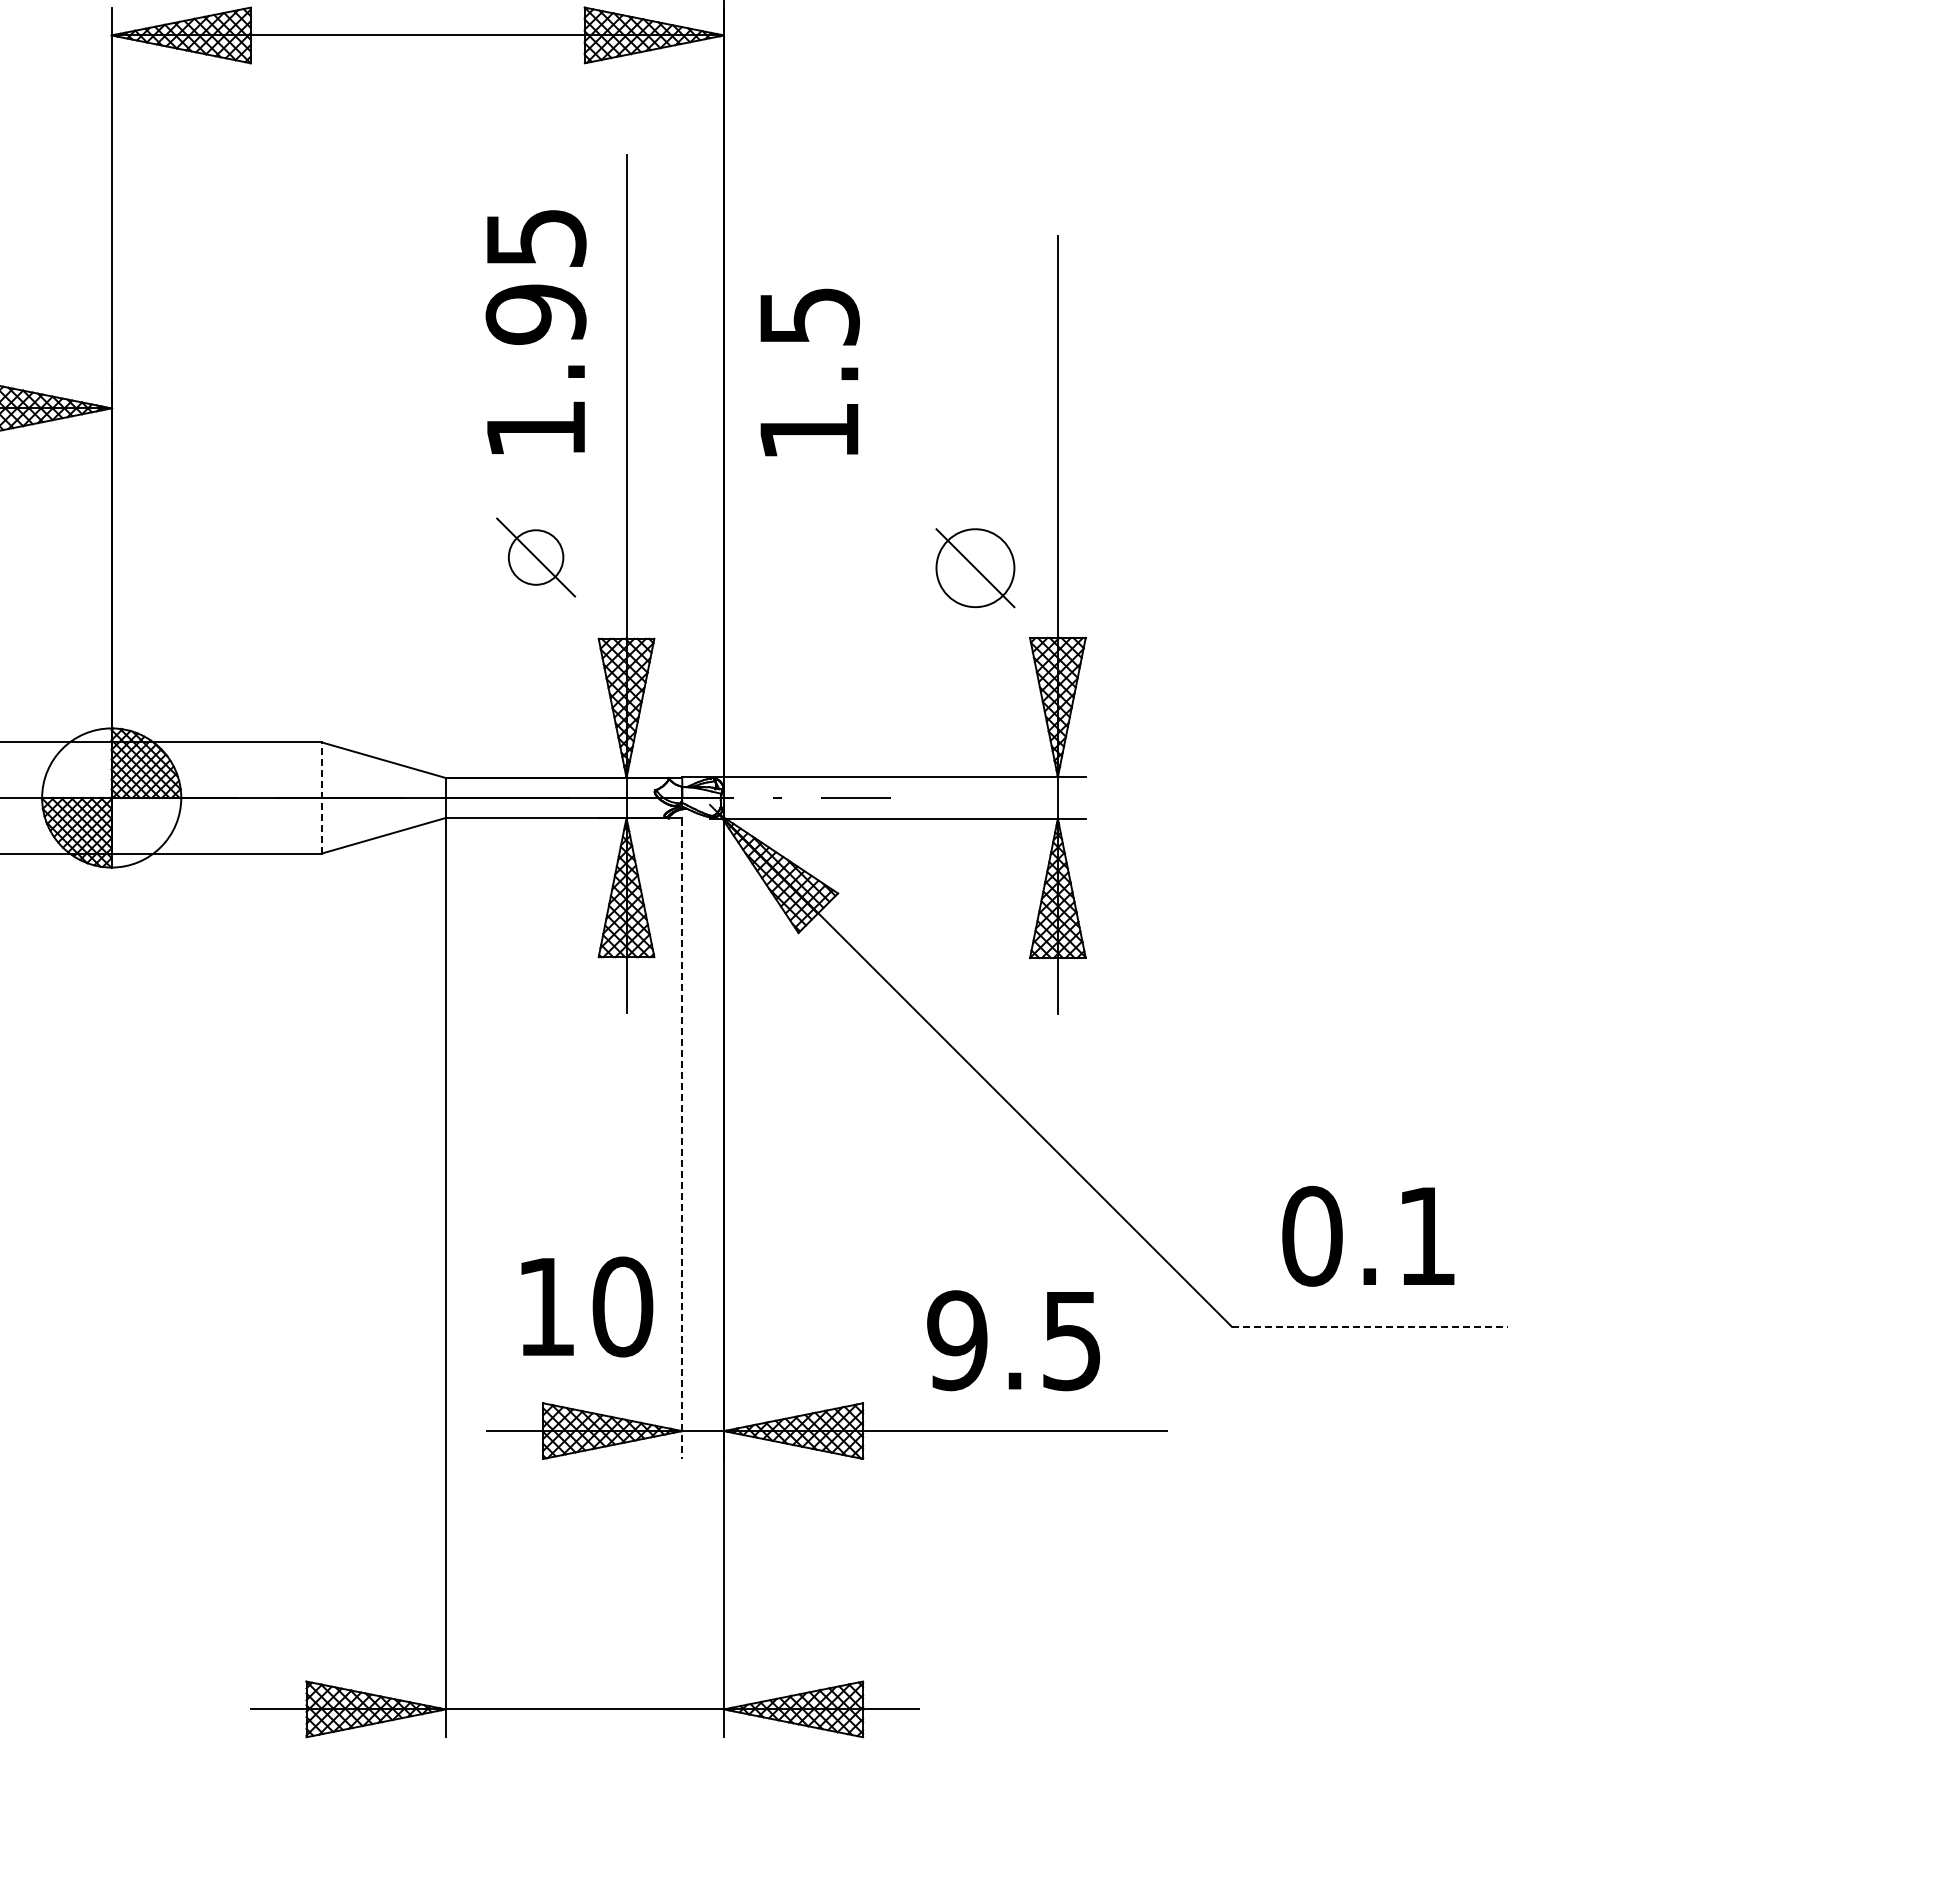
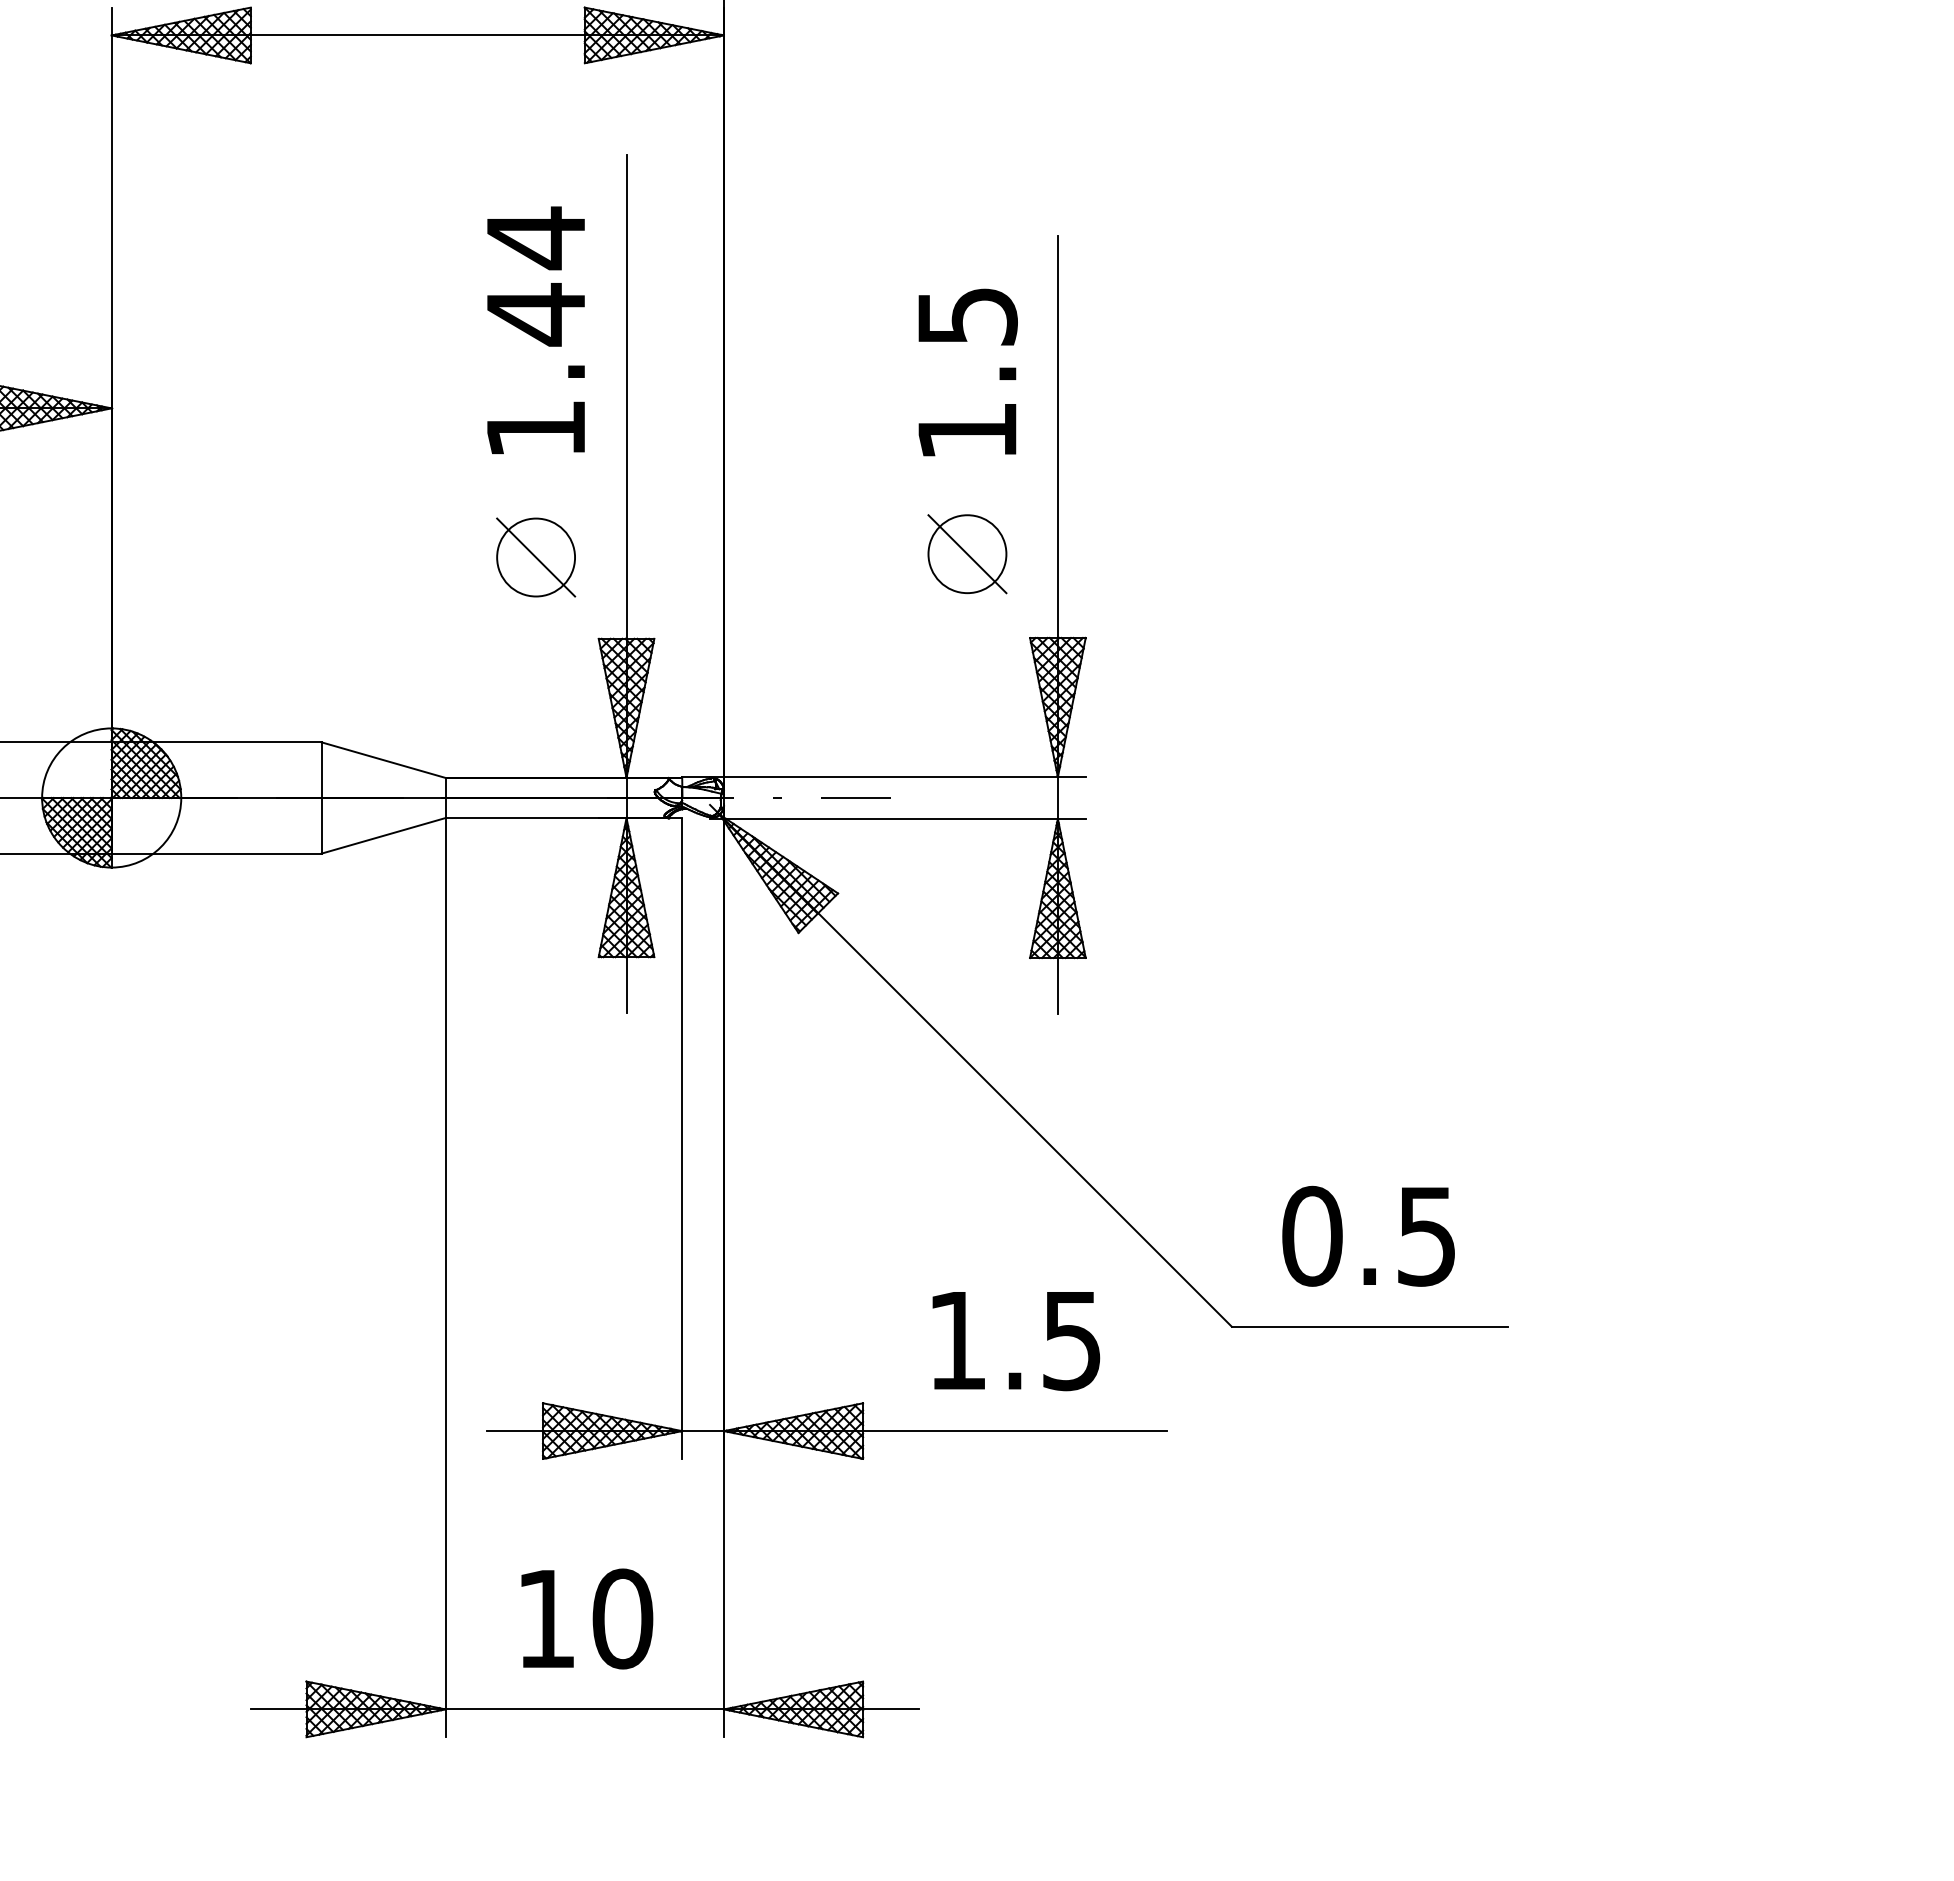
text: 1.95 -> 1.44 (535, 276)
text position: (809, 372) -> (967, 372) (967, 372)
circle diameter: 55 px -> 78 px (536, 557)
part position: (975, 568) -> (967, 554) (967, 554)
line: dashed -> solid (321, 798)
line: dashed -> solid (682, 1139)
text: 0.1 -> 0.5 (1426, 1236)
text position: (587, 1306) -> (587, 1618) (587, 1618)
line: dashed -> solid (1370, 1326)
text: 9.5 -> 1.5 (957, 1340)
